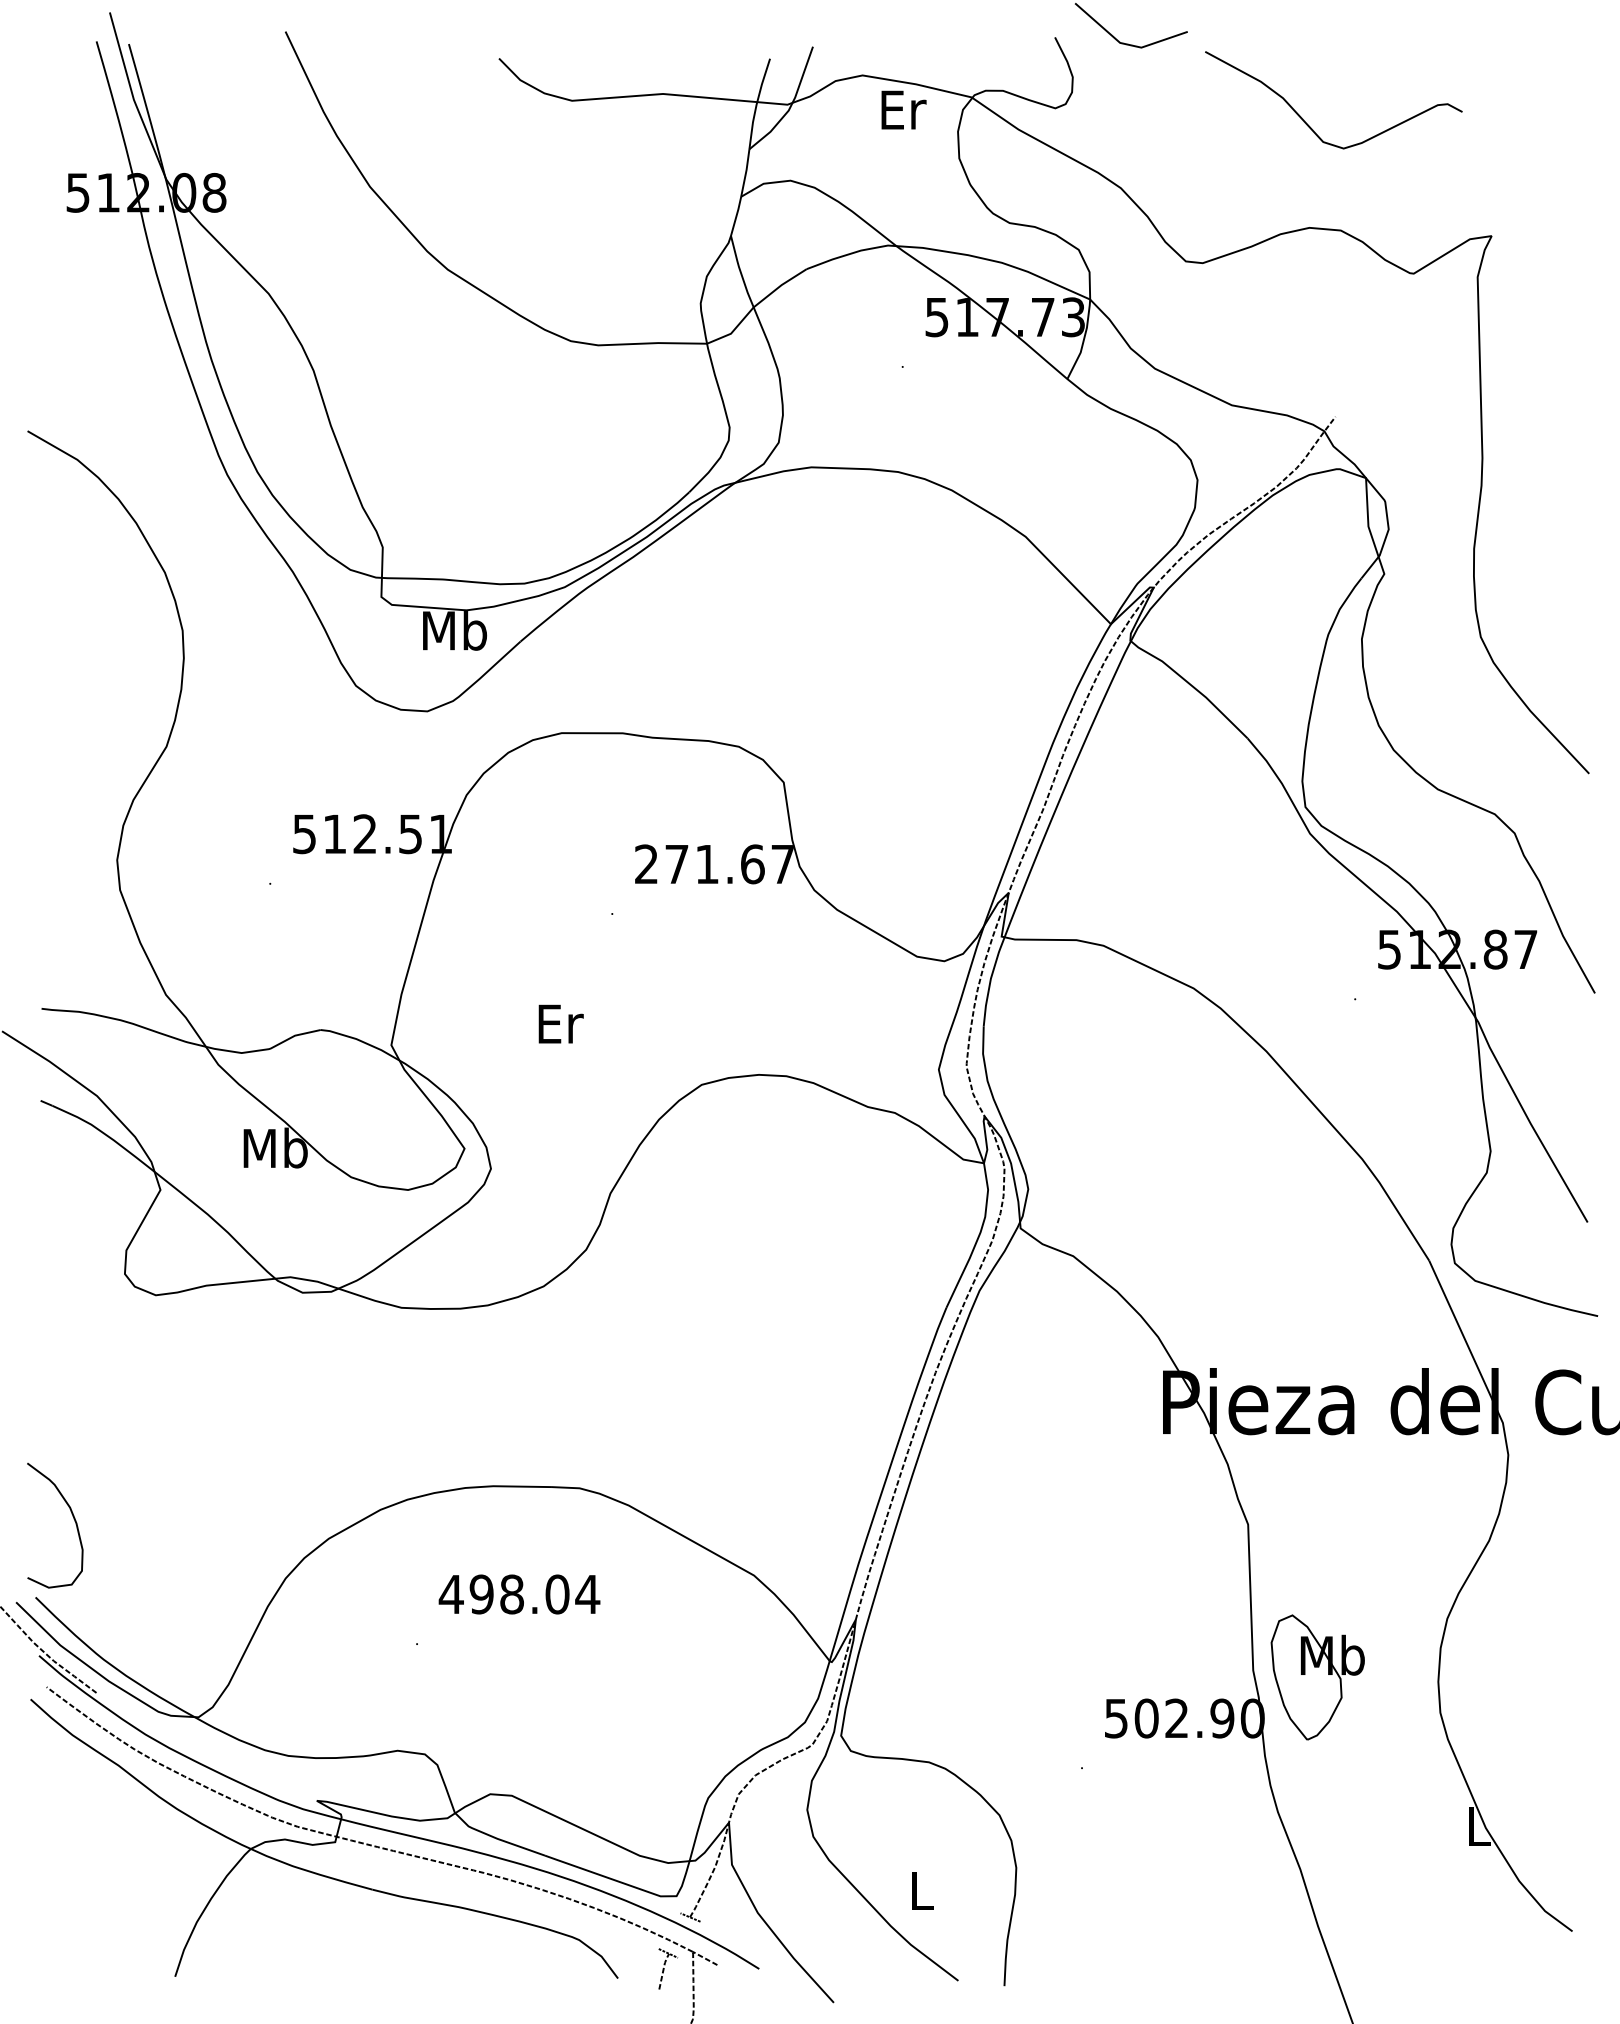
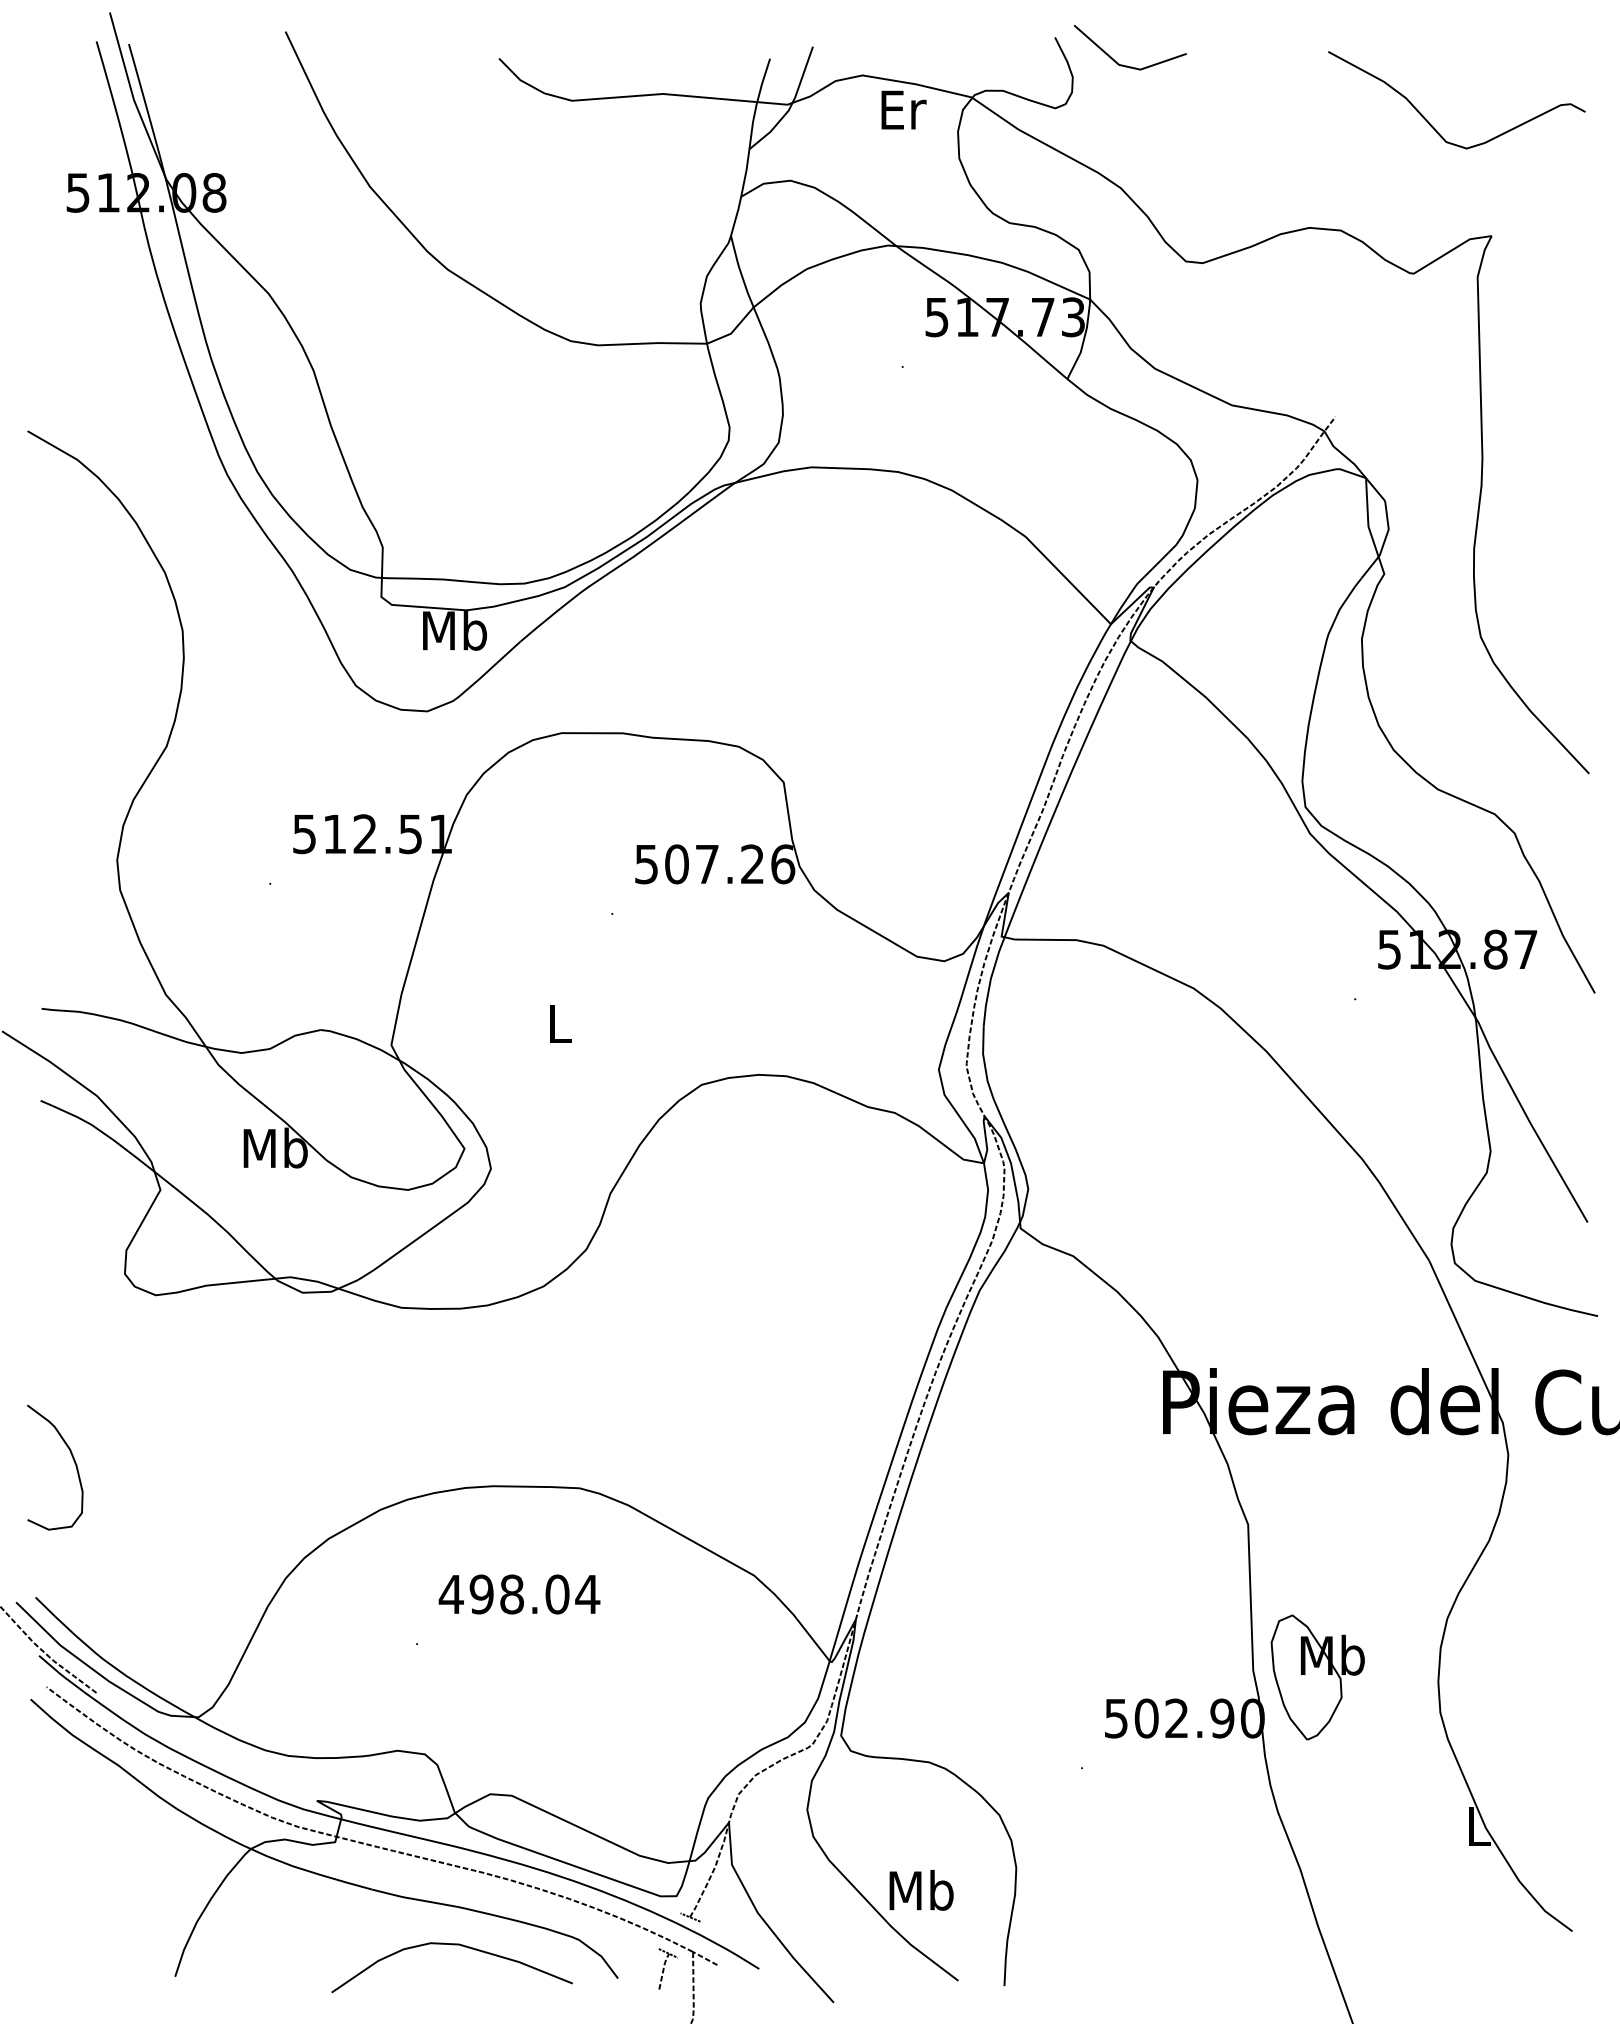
line position: (1128, 43) -> (1127, 65) (1127, 65)
curve position: (1308, 124) -> (1431, 124) (1431, 124)
text: 271.67 -> 507.26 (715, 864)
text: Er -> L (560, 1023)
curve position: (73, 1519) -> (73, 1461) (73, 1461)
text: L -> Mb (921, 1890)
curve: none -> present (451, 1945)
